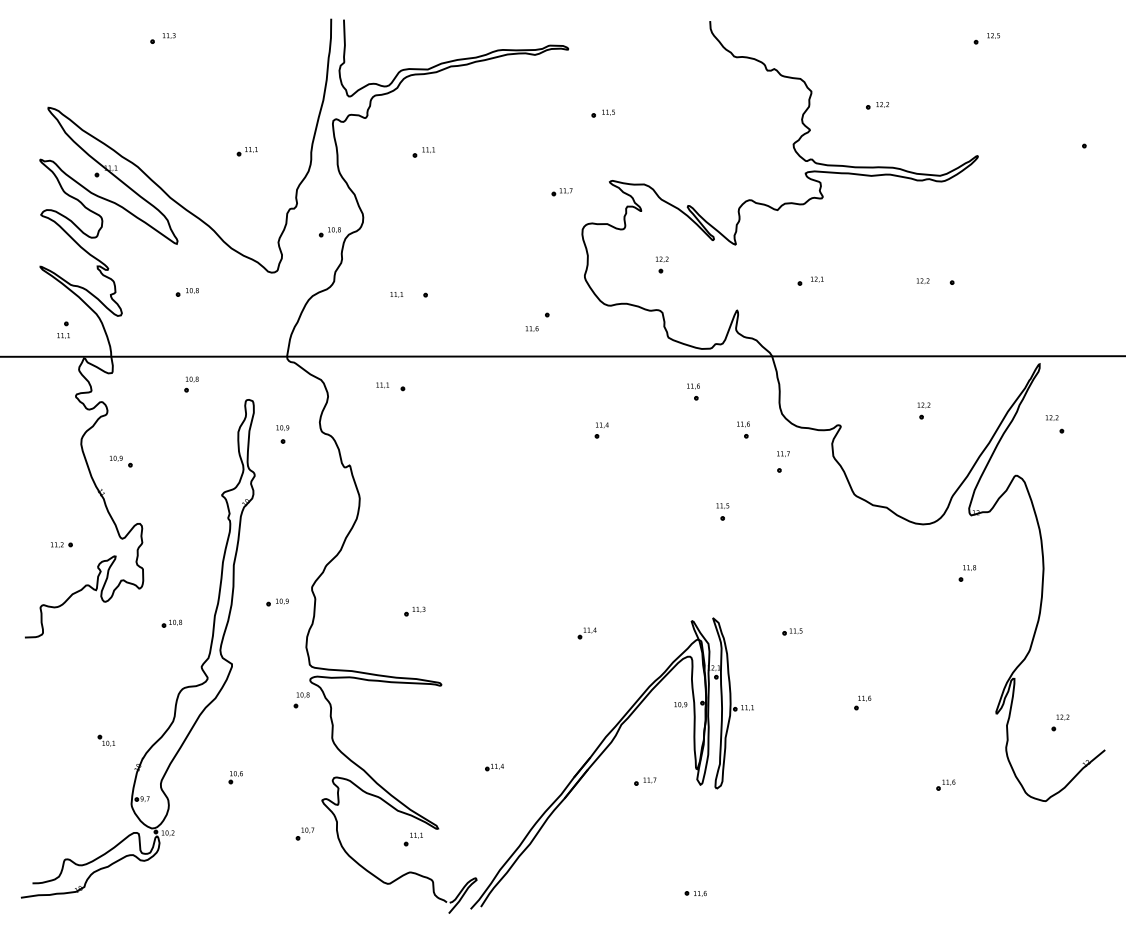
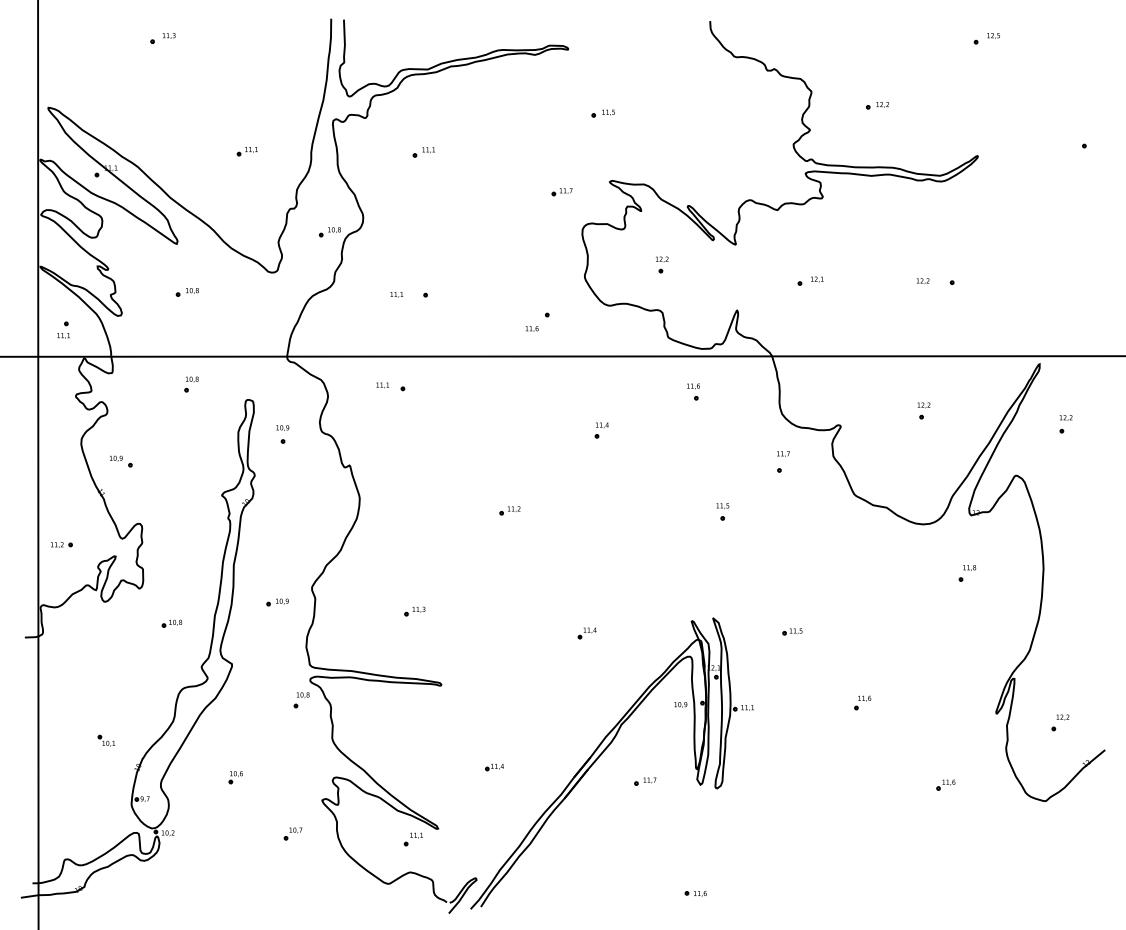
text position: (1051, 417) -> (1065, 417) (1065, 417)
part: present -> none (743, 429)
line: none -> present (38, 464)
part: none -> present (509, 510)
part position: (304, 833) -> (292, 833) (292, 833)
